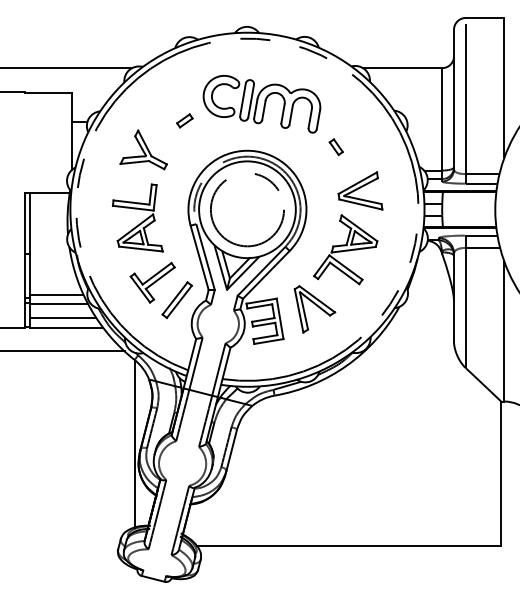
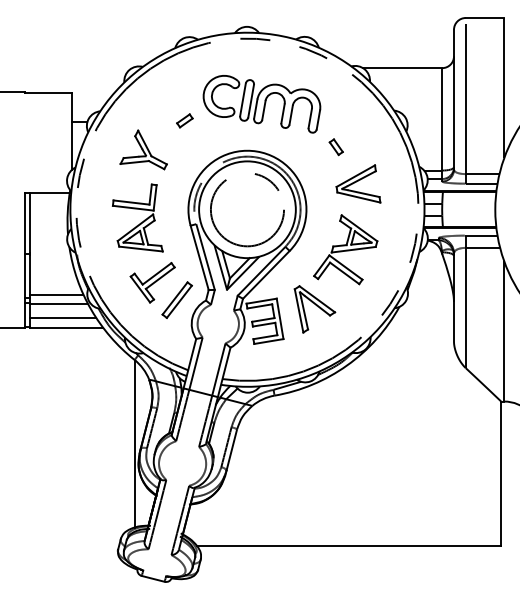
line: present -> none (67, 68)
part position: (360, 190) -> (358, 183) (358, 183)
line: present -> none (63, 351)
